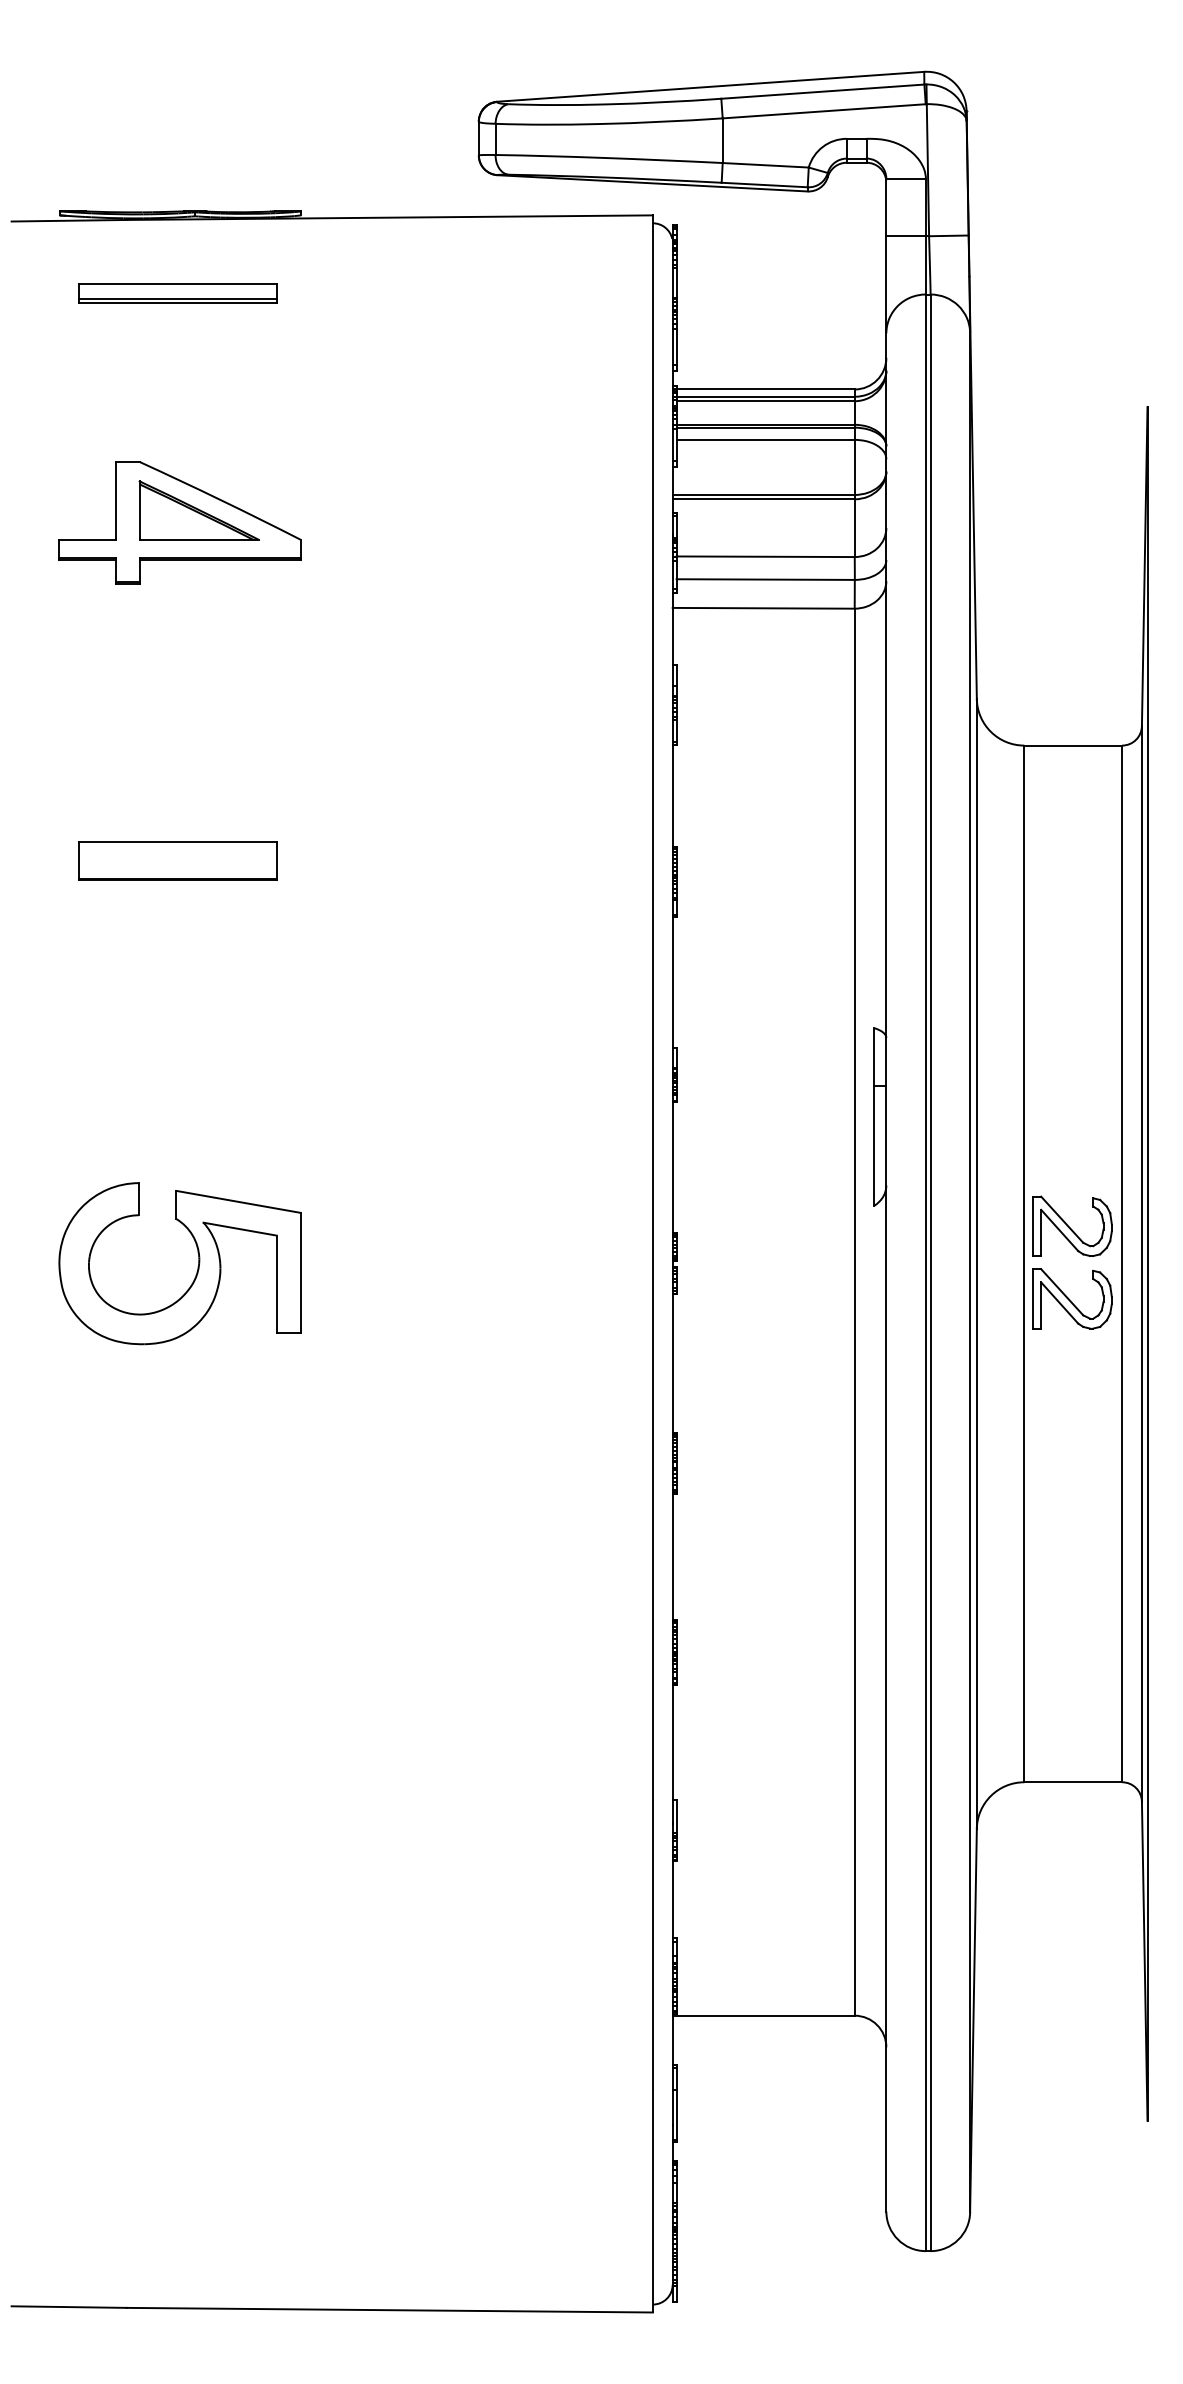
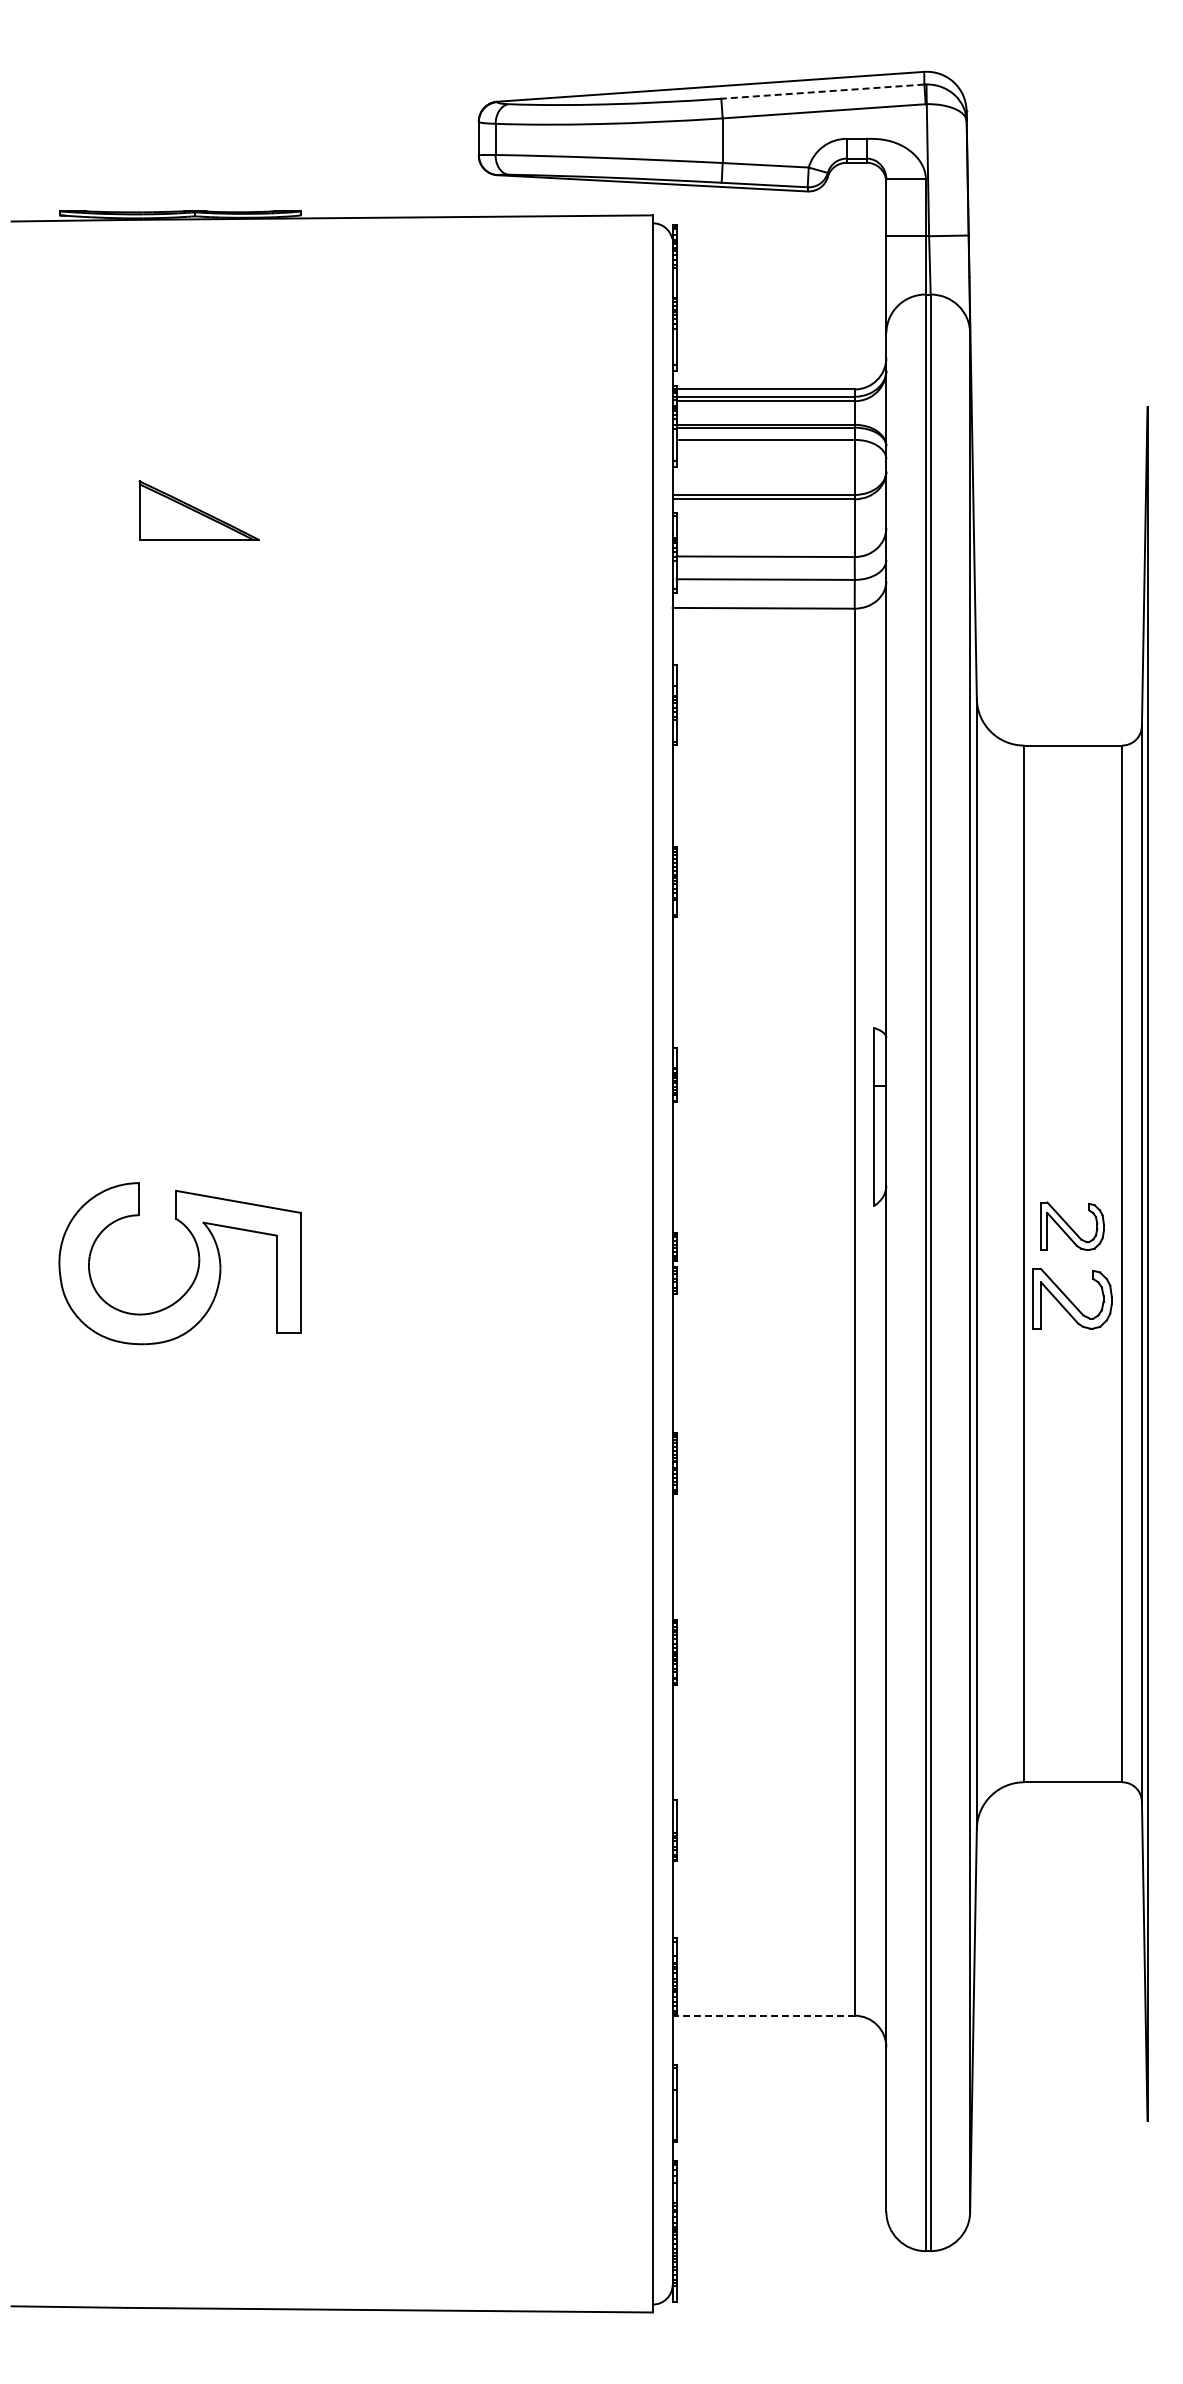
line: solid -> dashed (822, 91)
part: present -> none (177, 293)
part: present -> none (179, 522)
part: present -> none (177, 860)
part size: 81x62 px -> 65x50 px (1072, 1225)
line: solid -> dashed (763, 2015)
